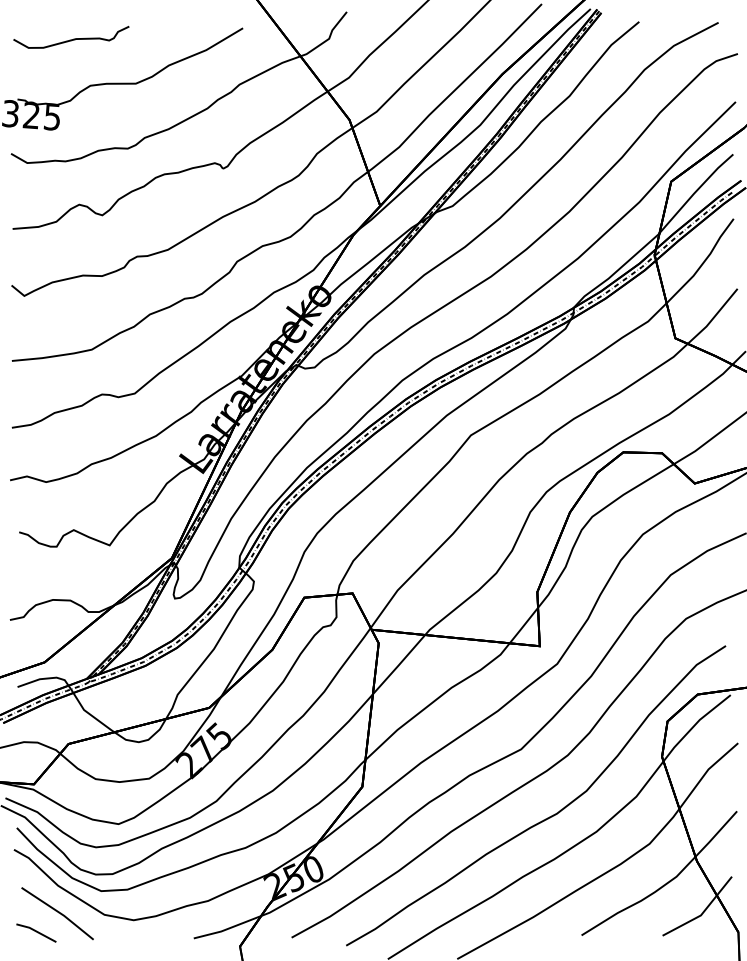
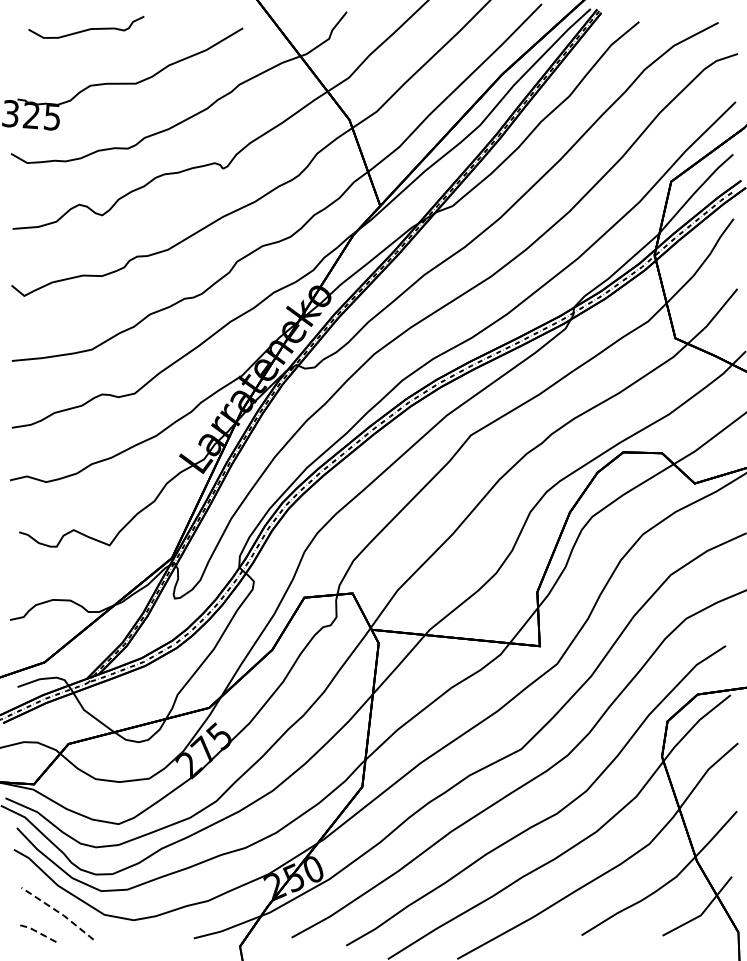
curve position: (73, 38) -> (88, 28) (88, 28)
line: solid -> dashed (59, 912)
line: solid -> dashed (36, 931)
